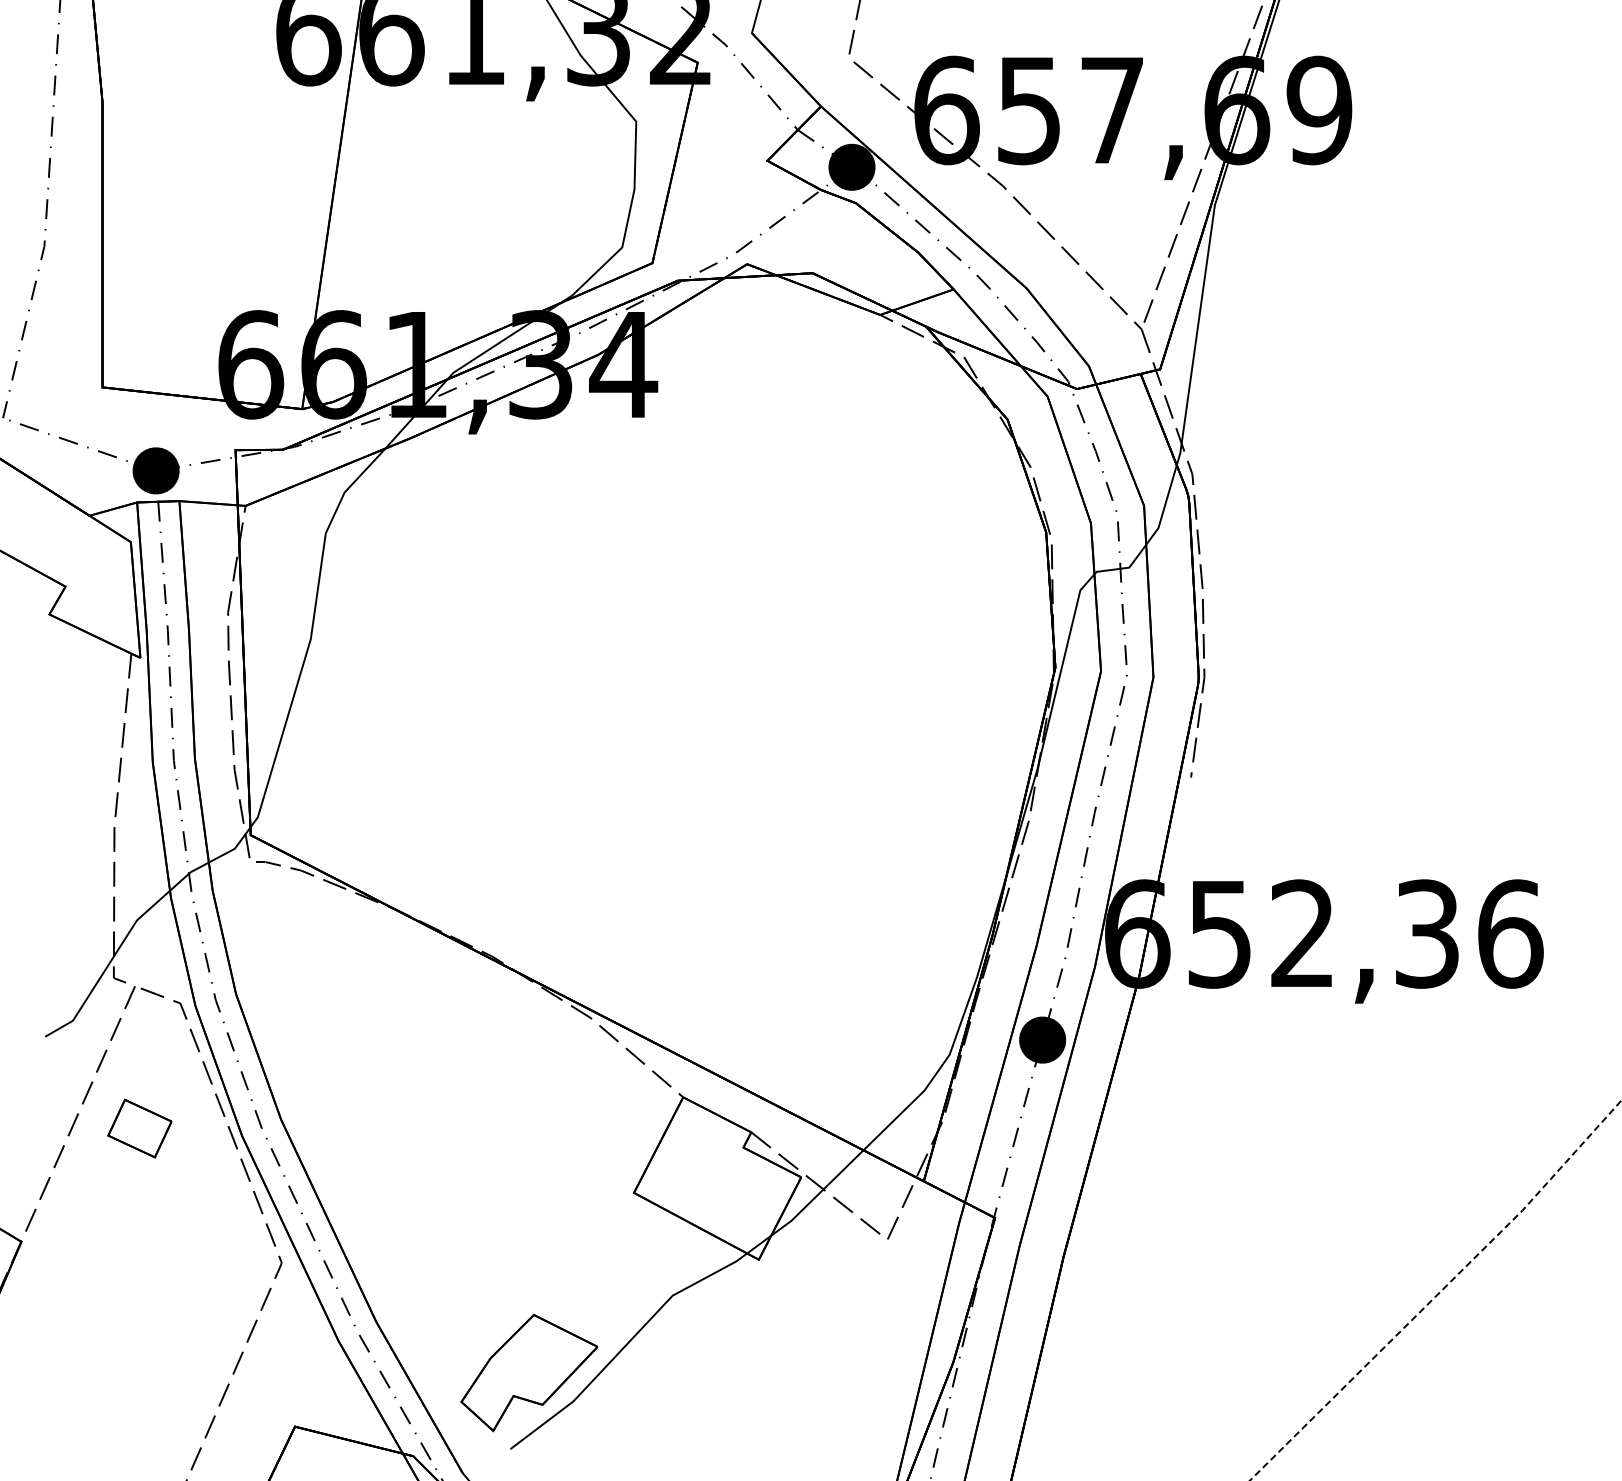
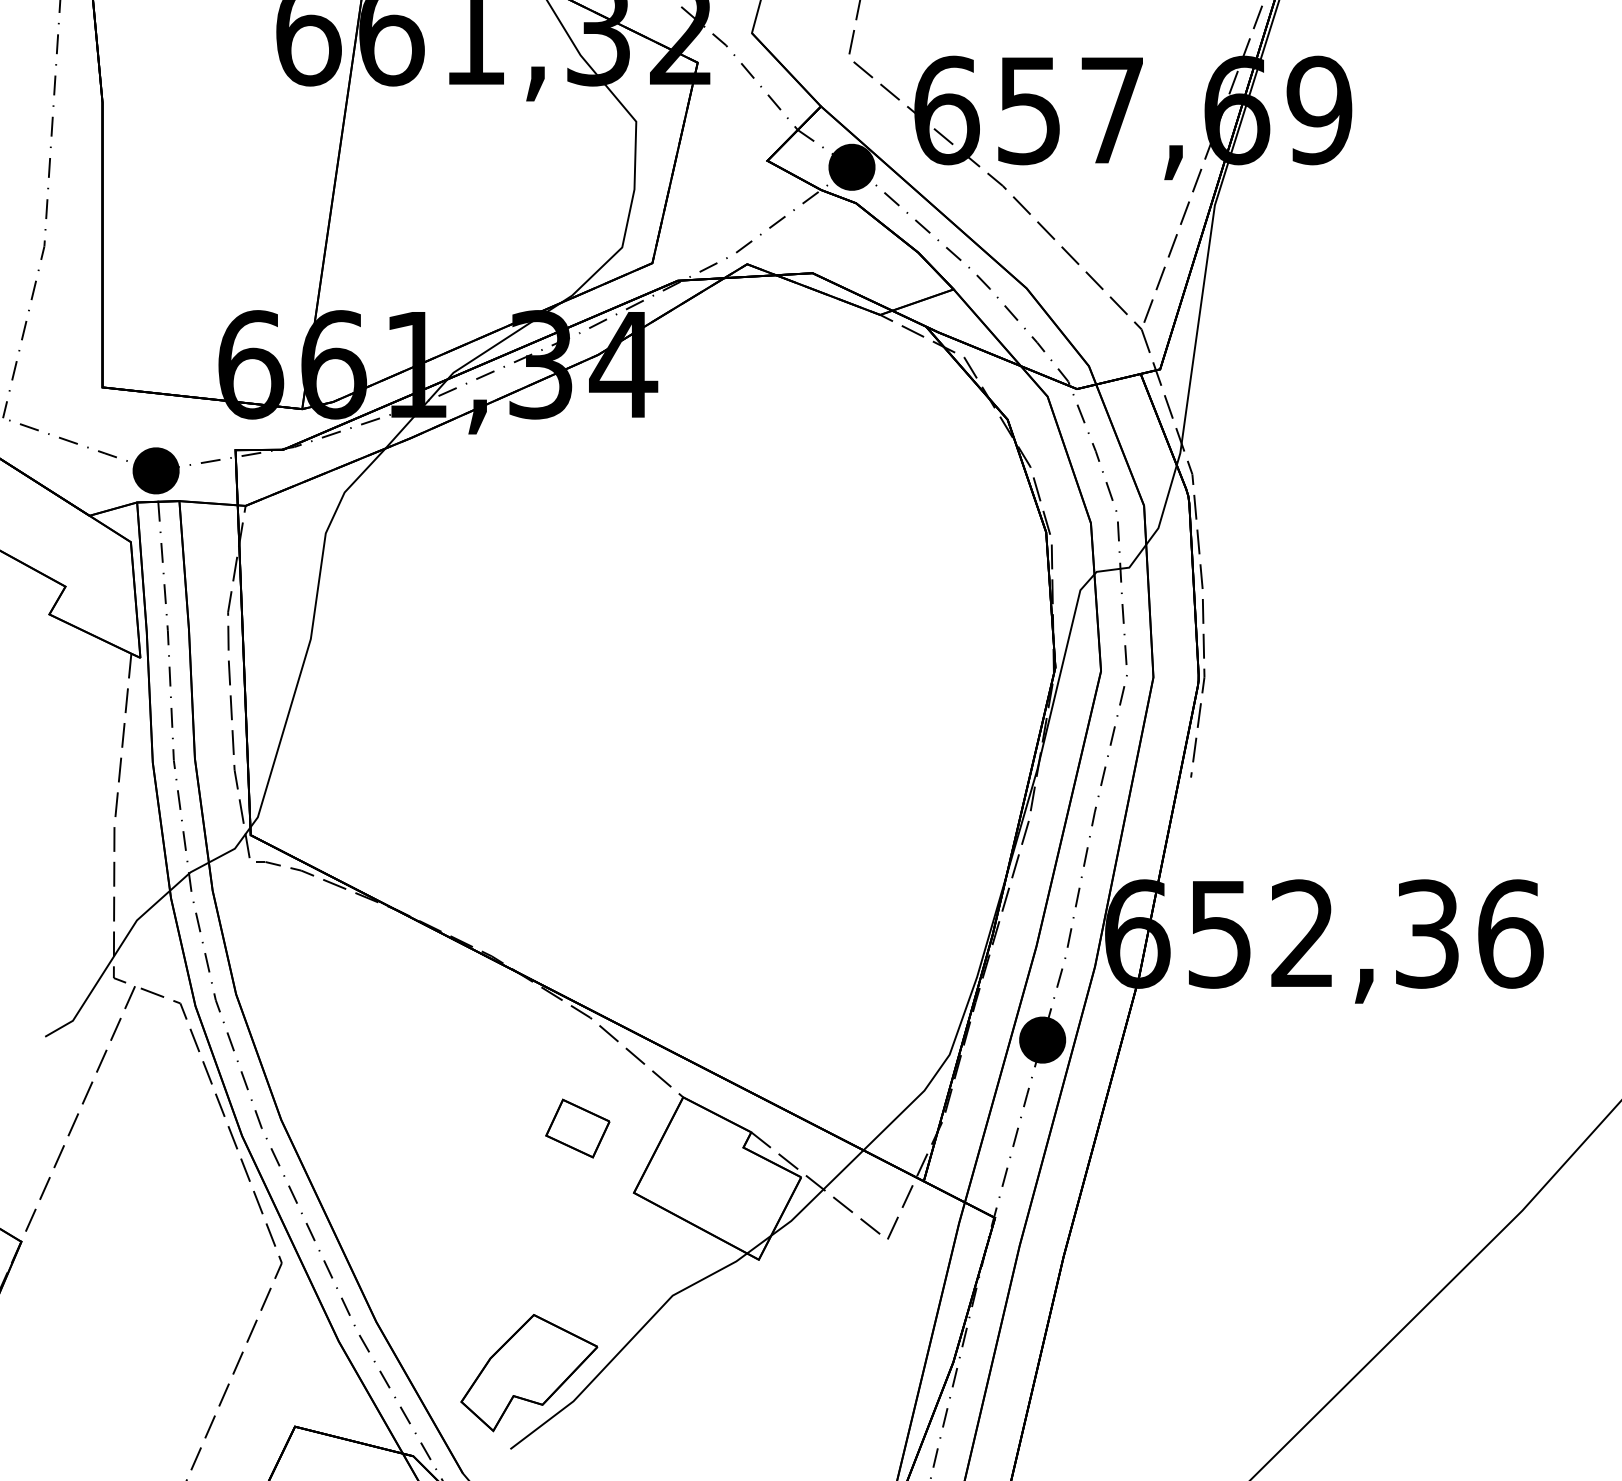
part position: (139, 1128) -> (577, 1128) (577, 1128)
line: dashed -> solid (1439, 1292)
